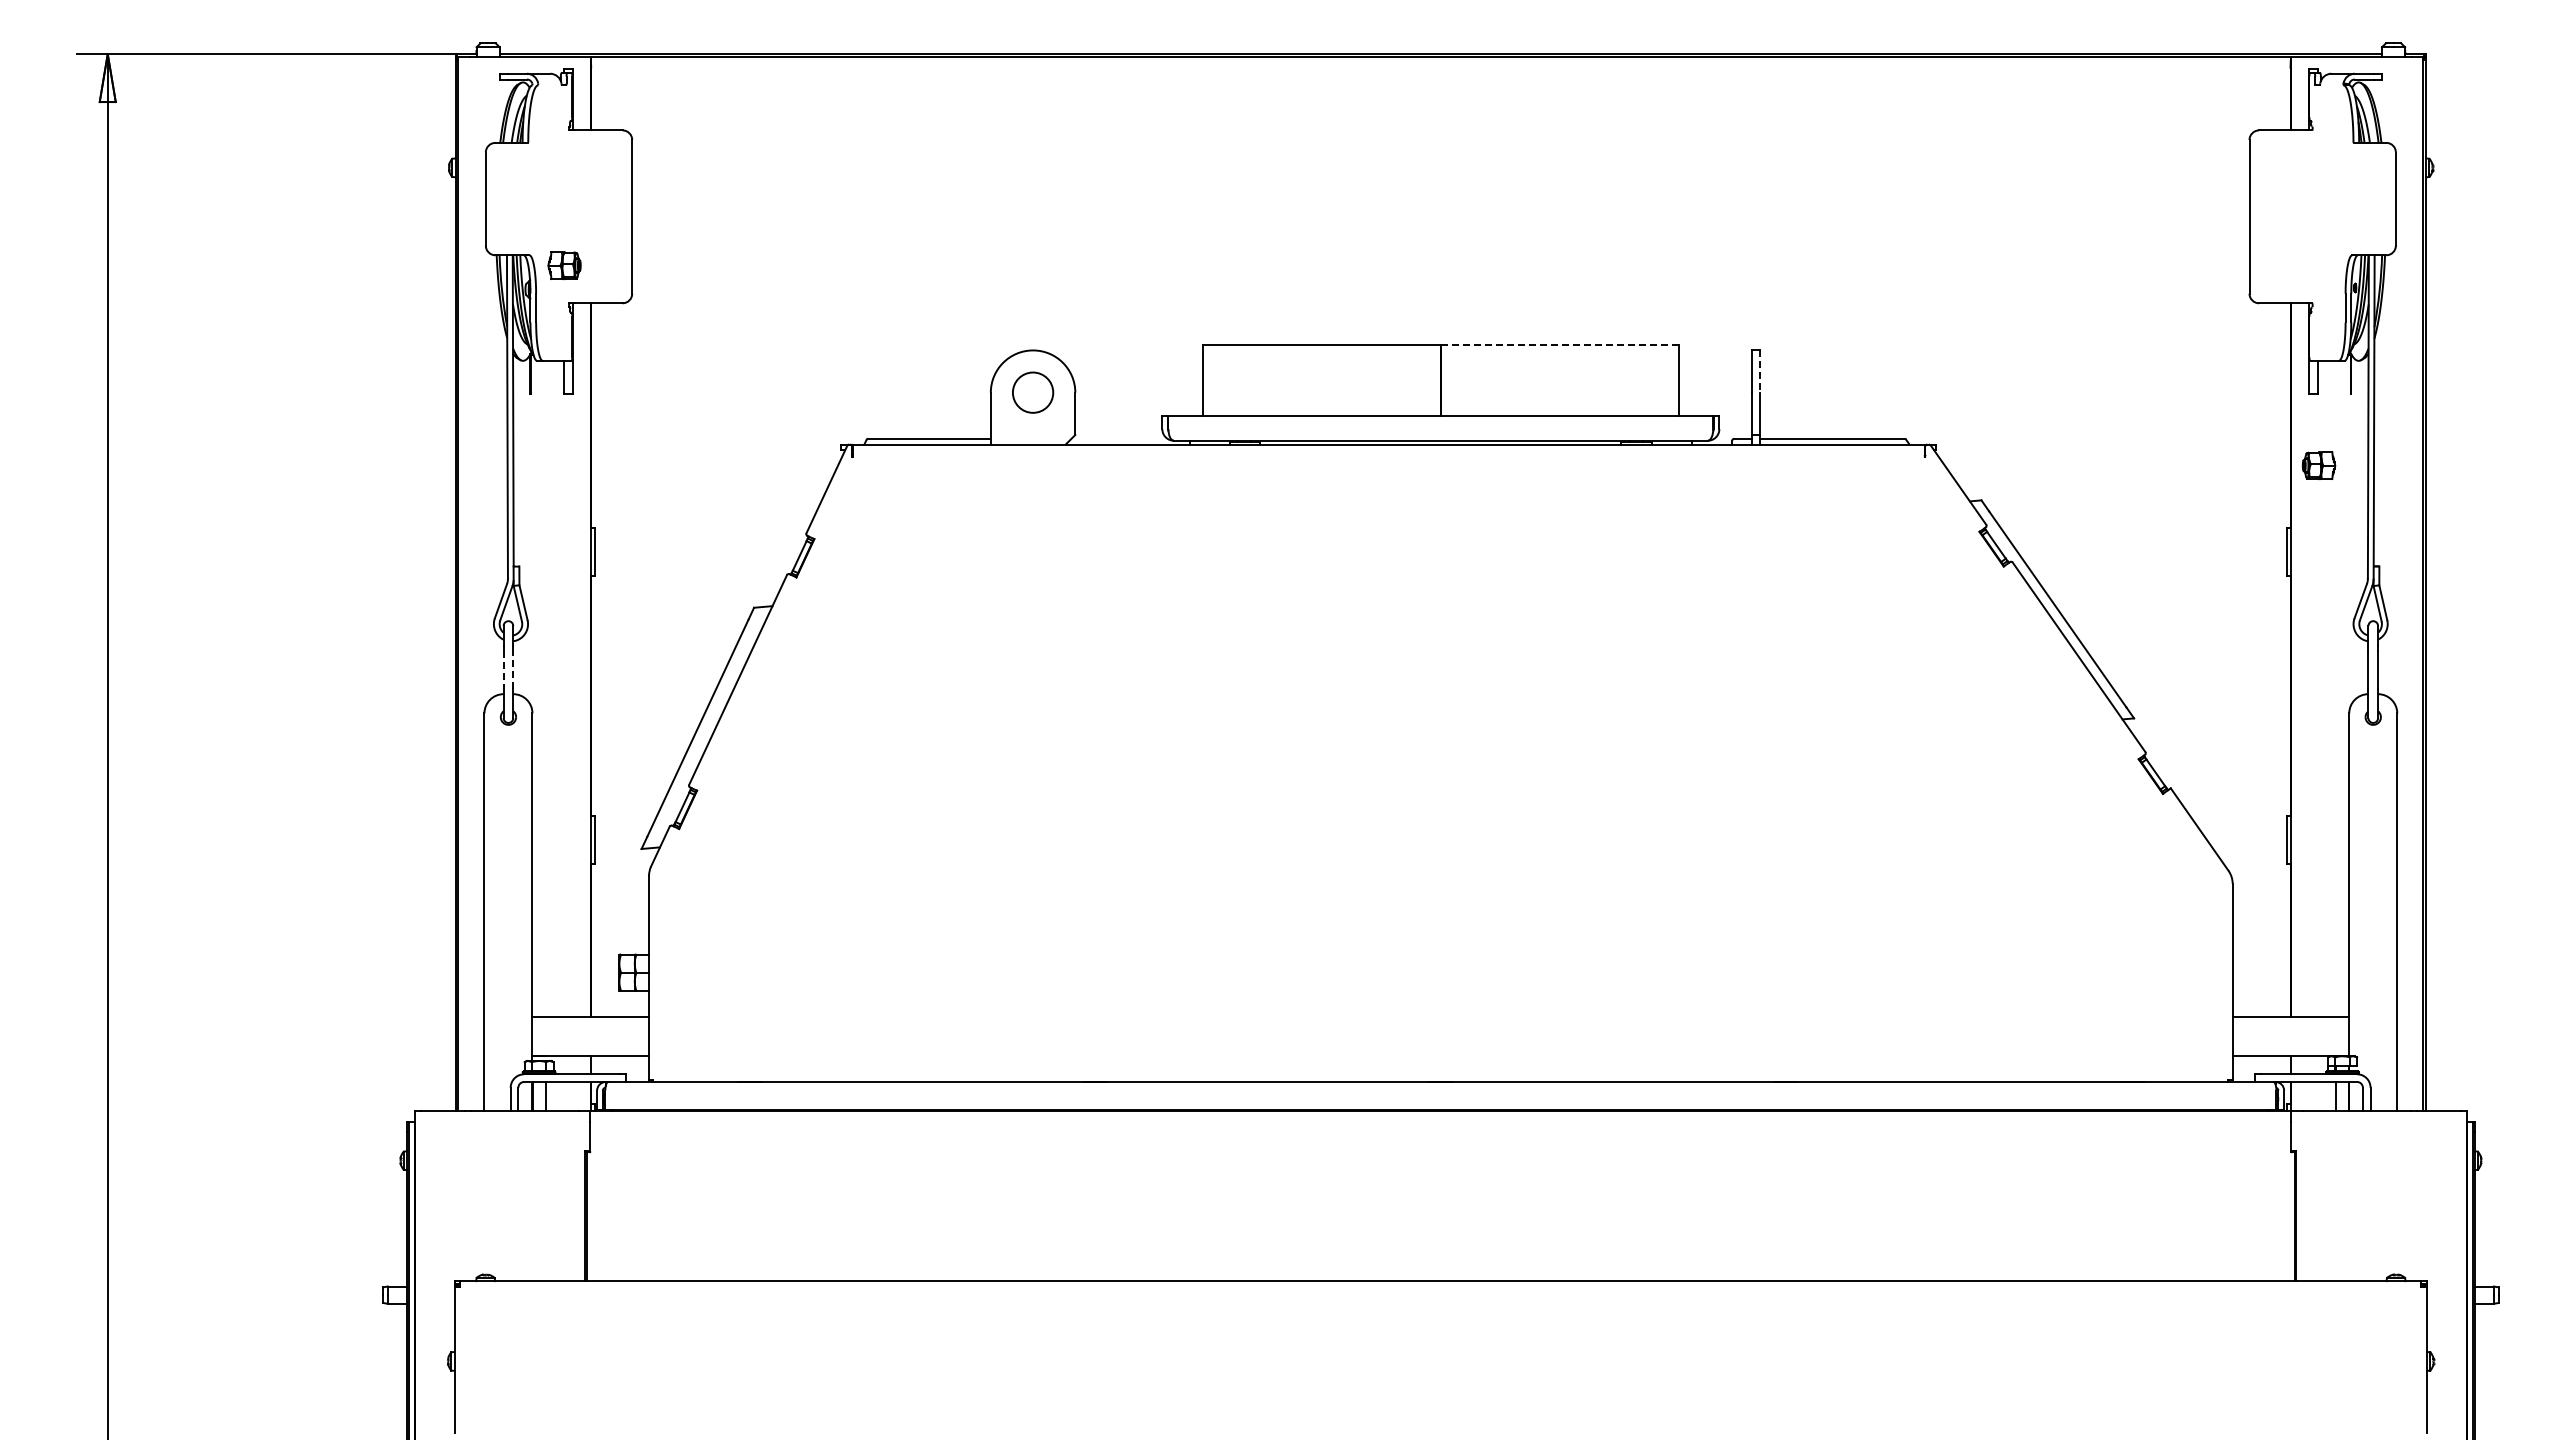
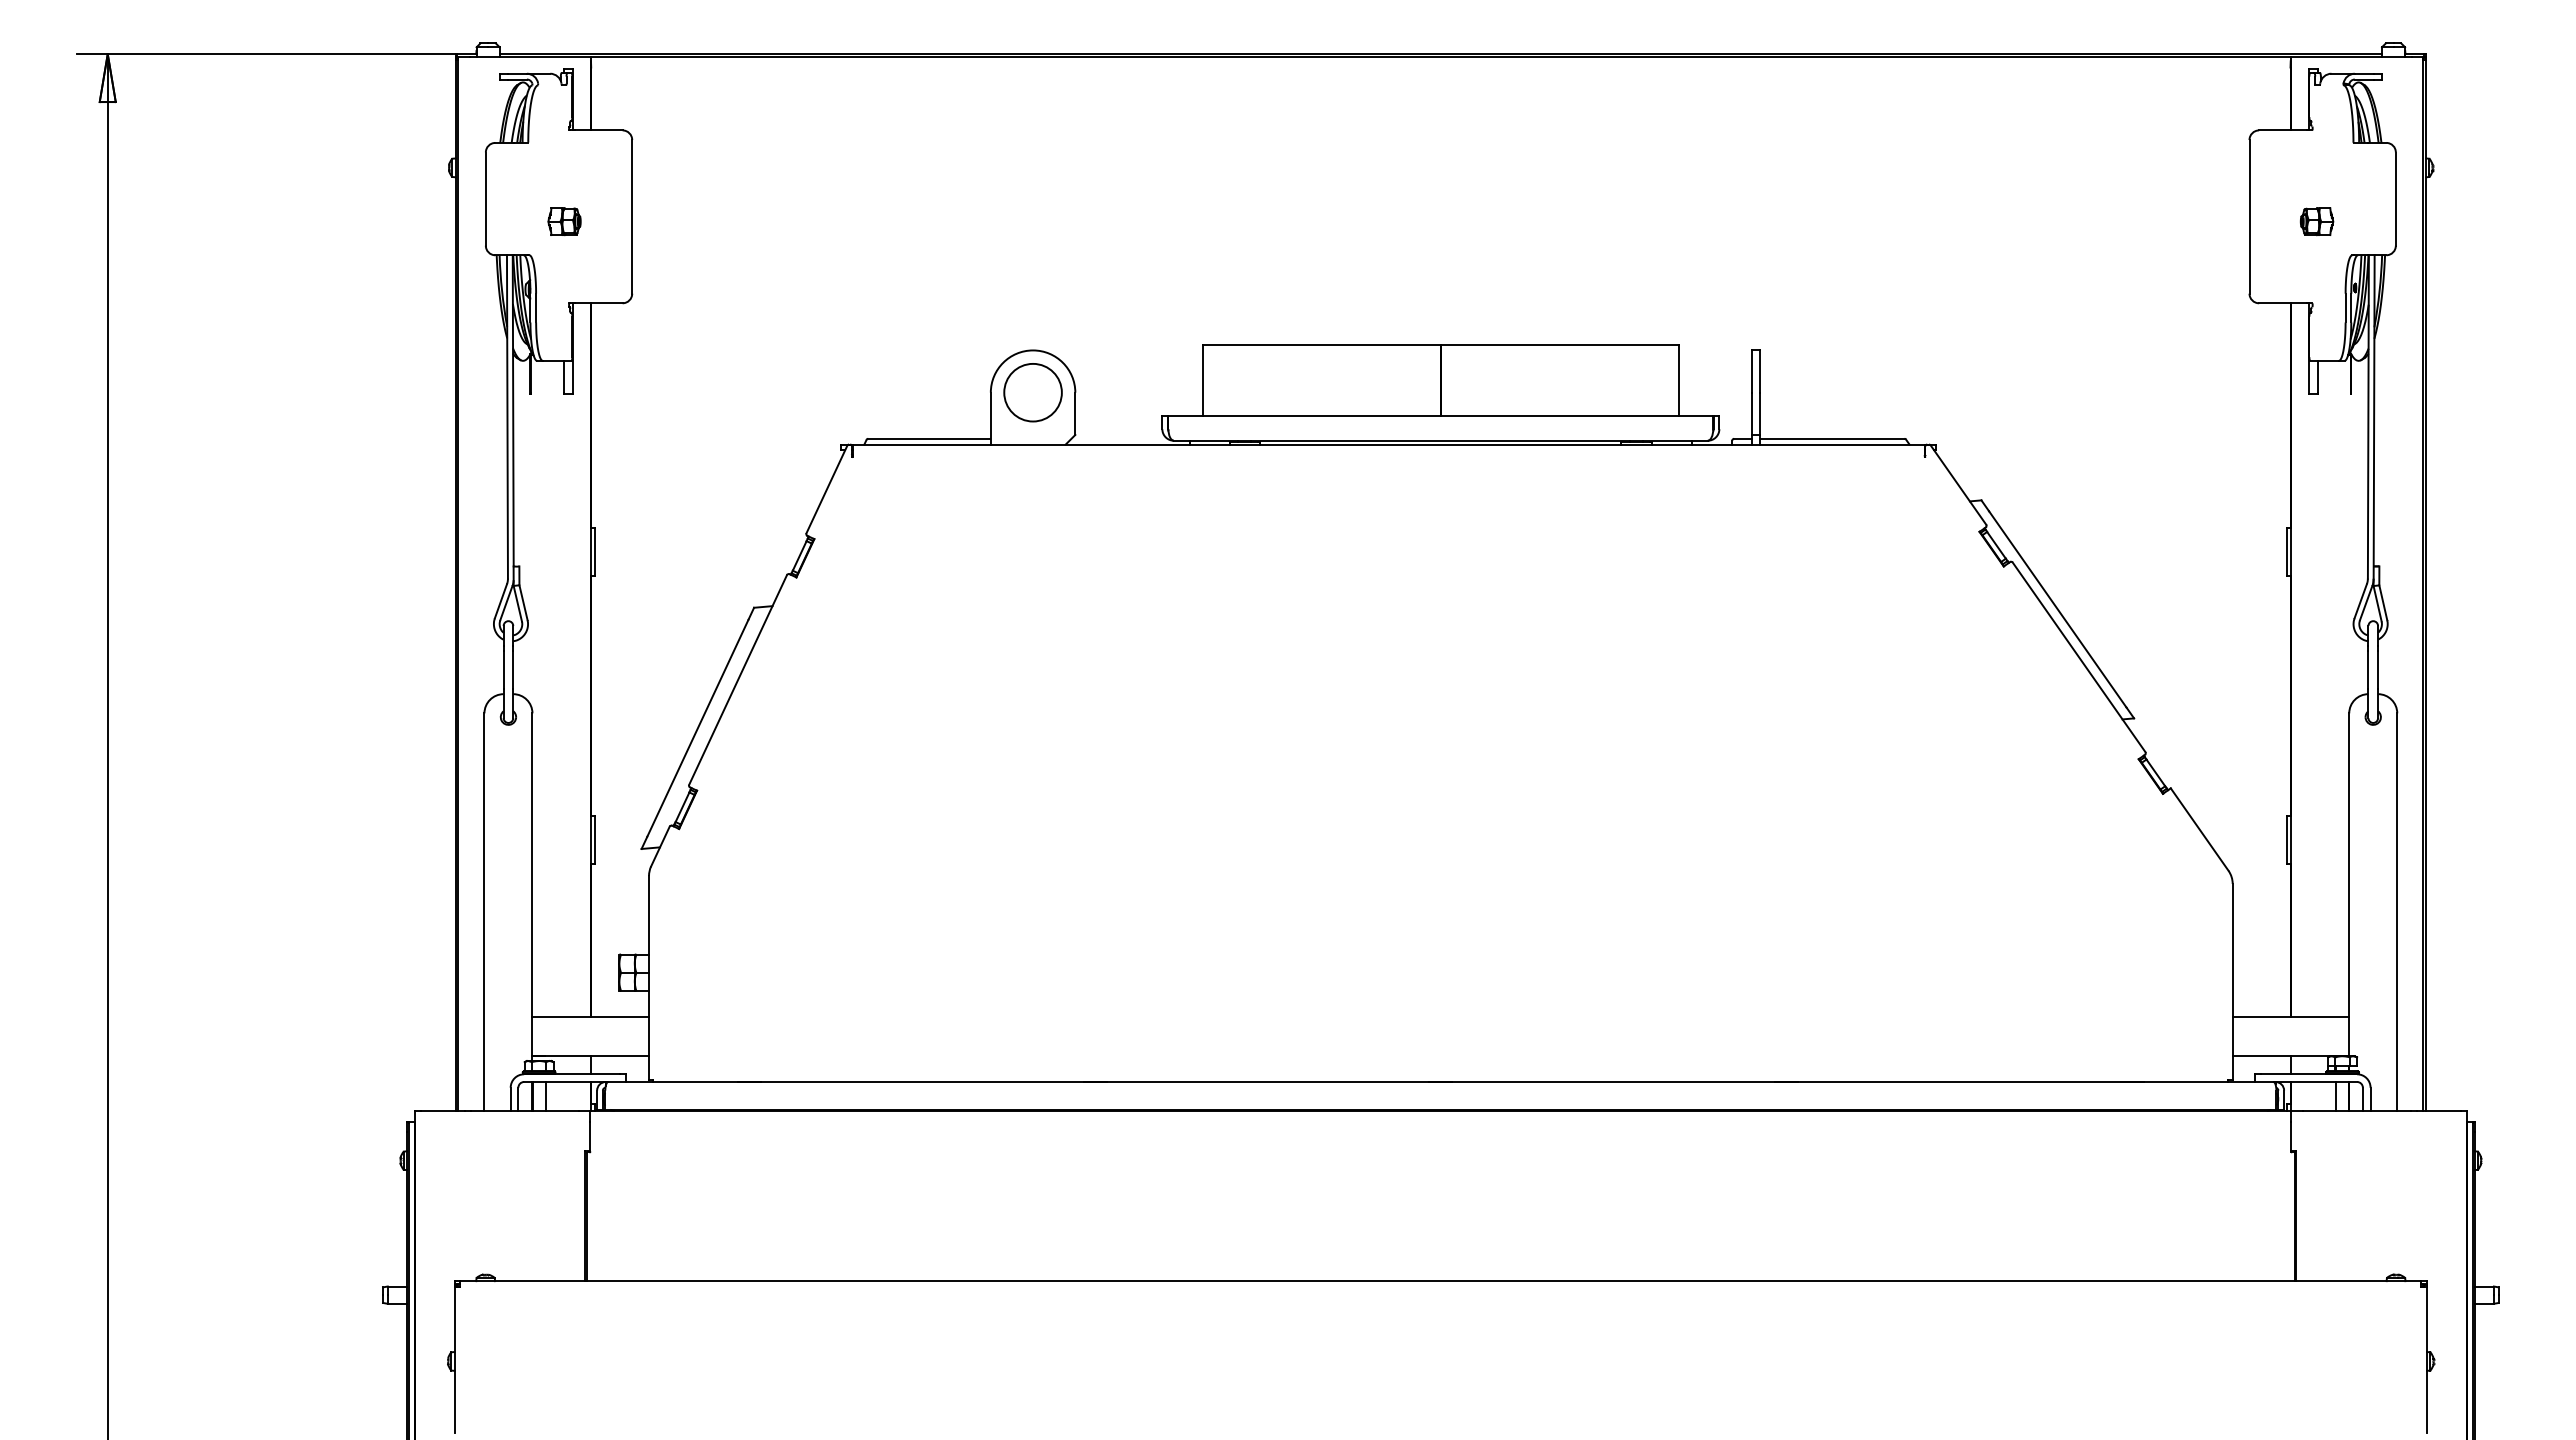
part position: (564, 265) -> (564, 221) (564, 221)
line: dashed -> solid (1560, 344)
line: dashed -> solid (1759, 372)
circle diameter: 40 px -> 58 px (1032, 392)
part position: (2318, 465) -> (2316, 221) (2316, 221)
line: dashed -> solid (503, 669)
line: dashed -> solid (513, 669)
